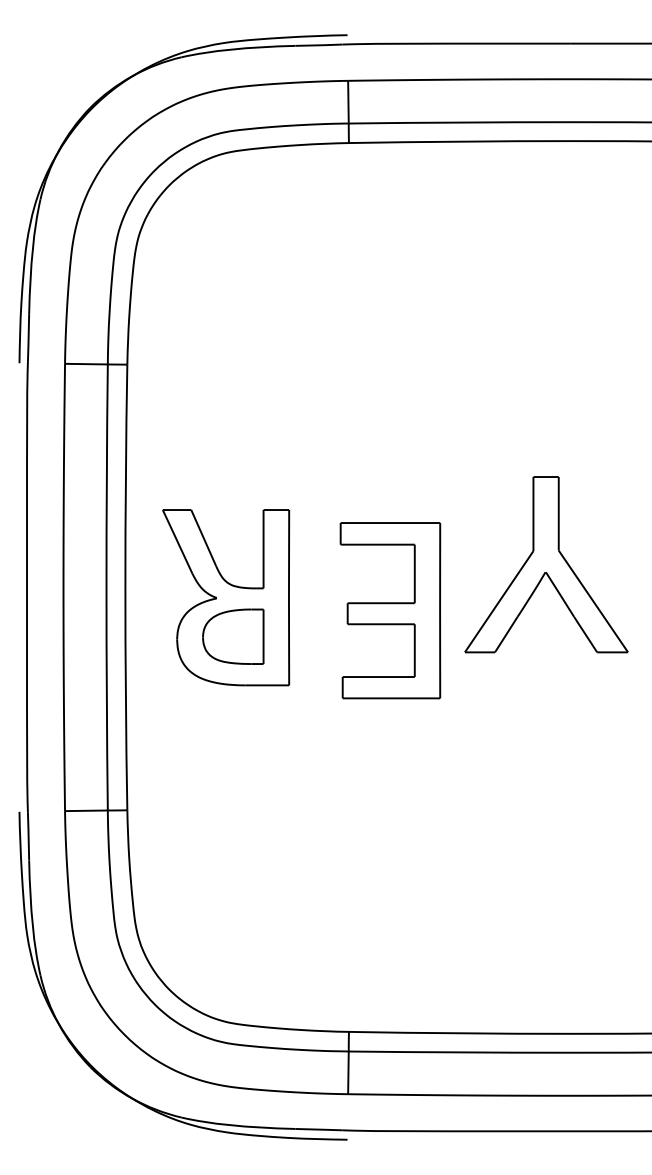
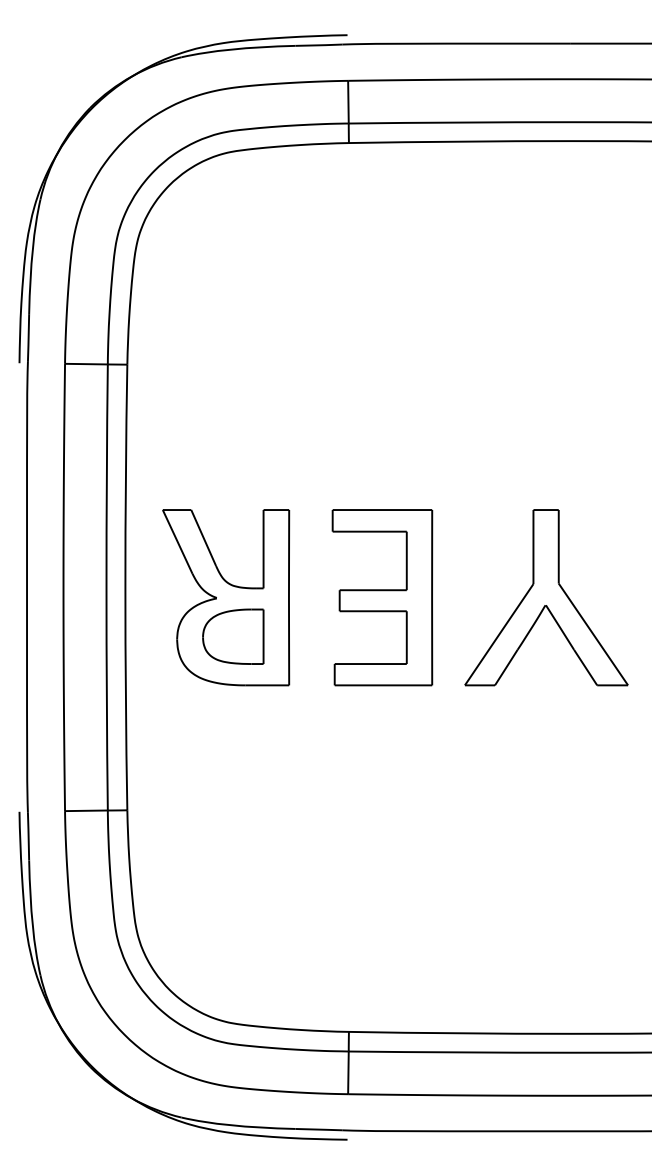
part position: (546, 564) -> (546, 597) (546, 597)
part position: (390, 610) -> (382, 597) (382, 597)
